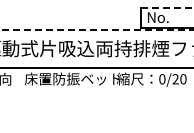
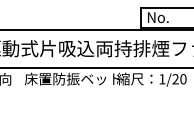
line: dashed -> solid (167, 7)
line: dashed -> solid (97, 29)
text: 0/20 -> 1/20 (162, 79)
